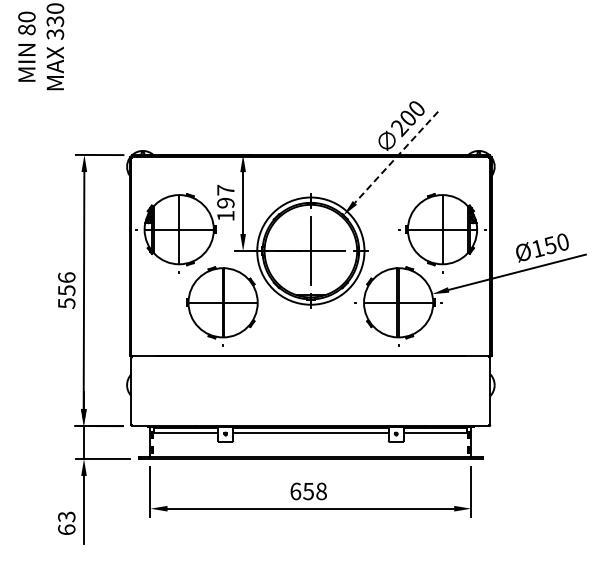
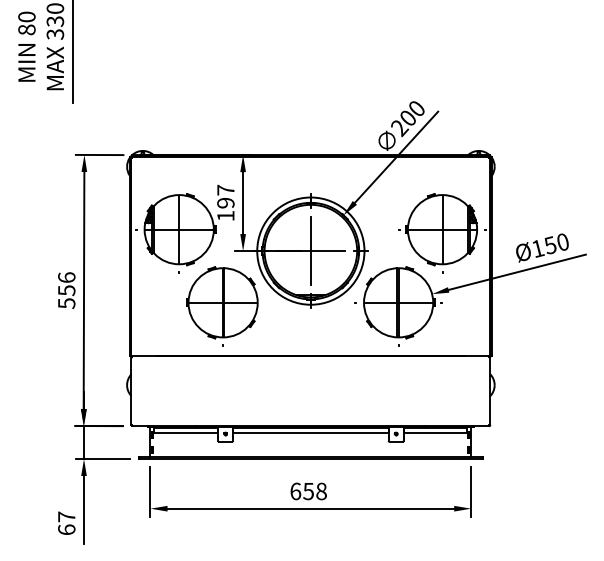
line: none -> present (72, 52)
line: dashed -> solid (396, 157)
text: 63 -> 67 (66, 516)
